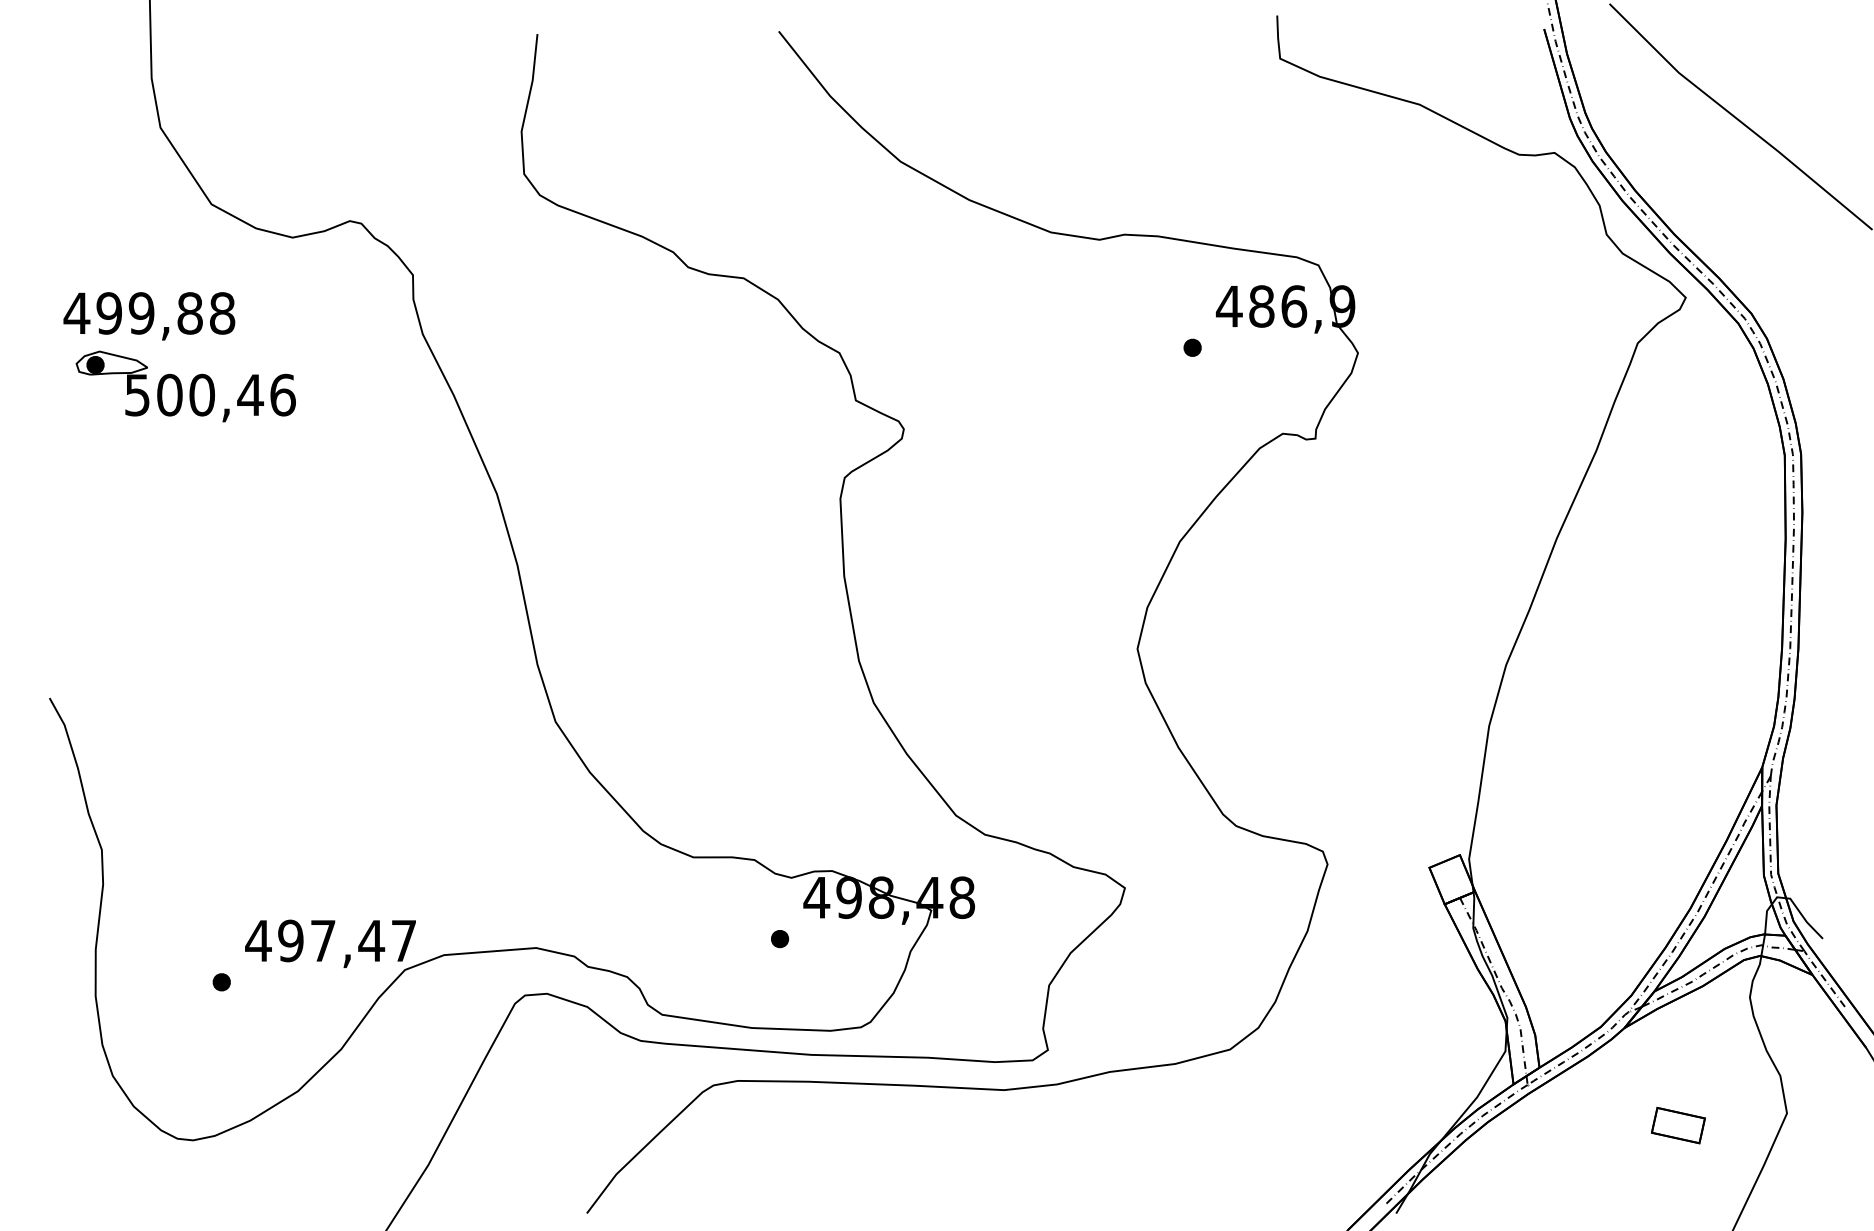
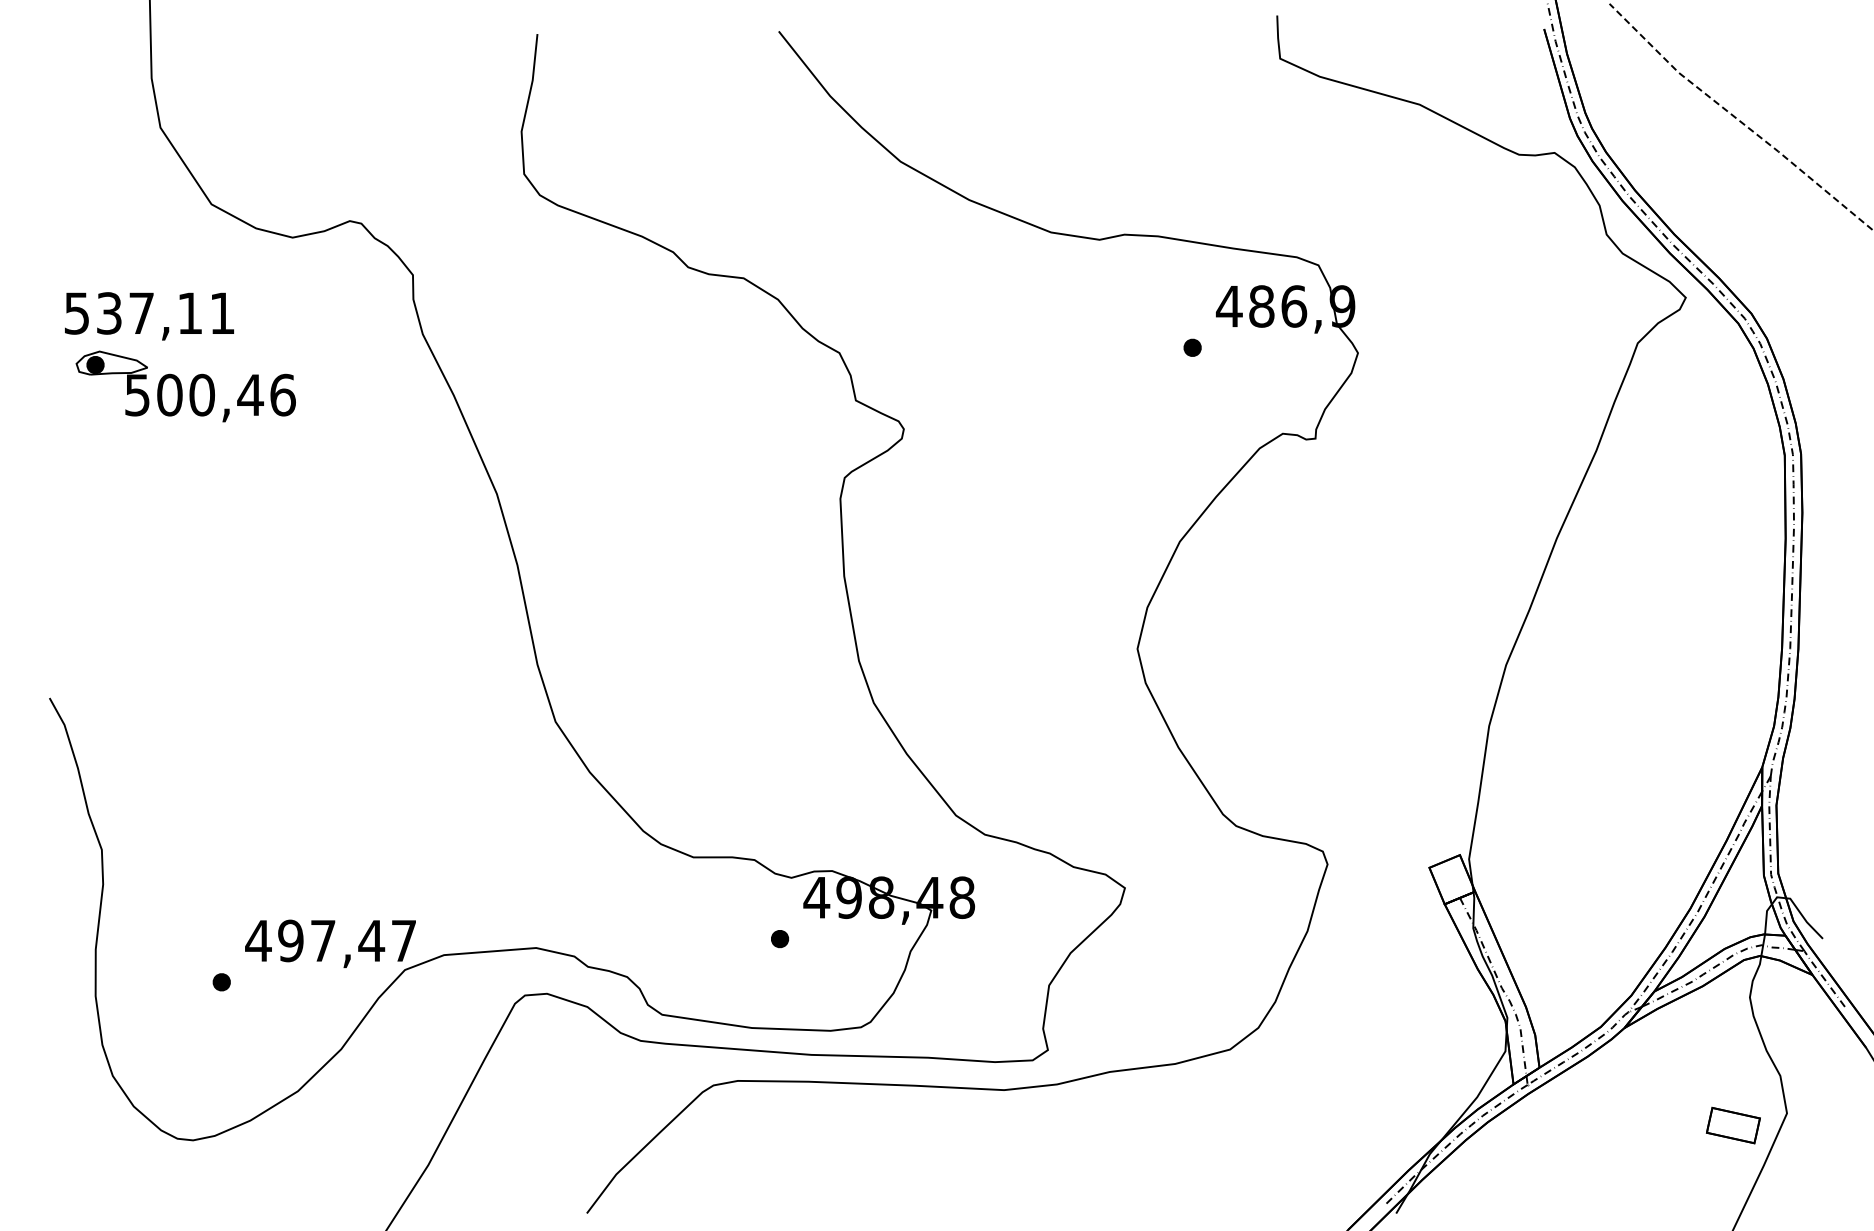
line: solid -> dashed (1738, 119)
text: 499,88 -> 537,11 (149, 313)
part position: (1677, 1125) -> (1732, 1125) (1732, 1125)
